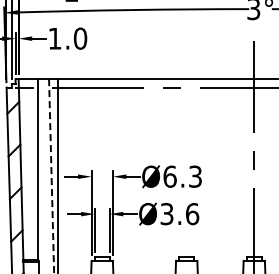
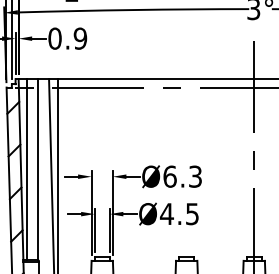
text: 1.0 -> 0.9 (67, 38)
line: none -> present (27, 169)
line: dashed -> solid (51, 176)
text: Ø3.6 -> Ø4.5 (179, 214)
